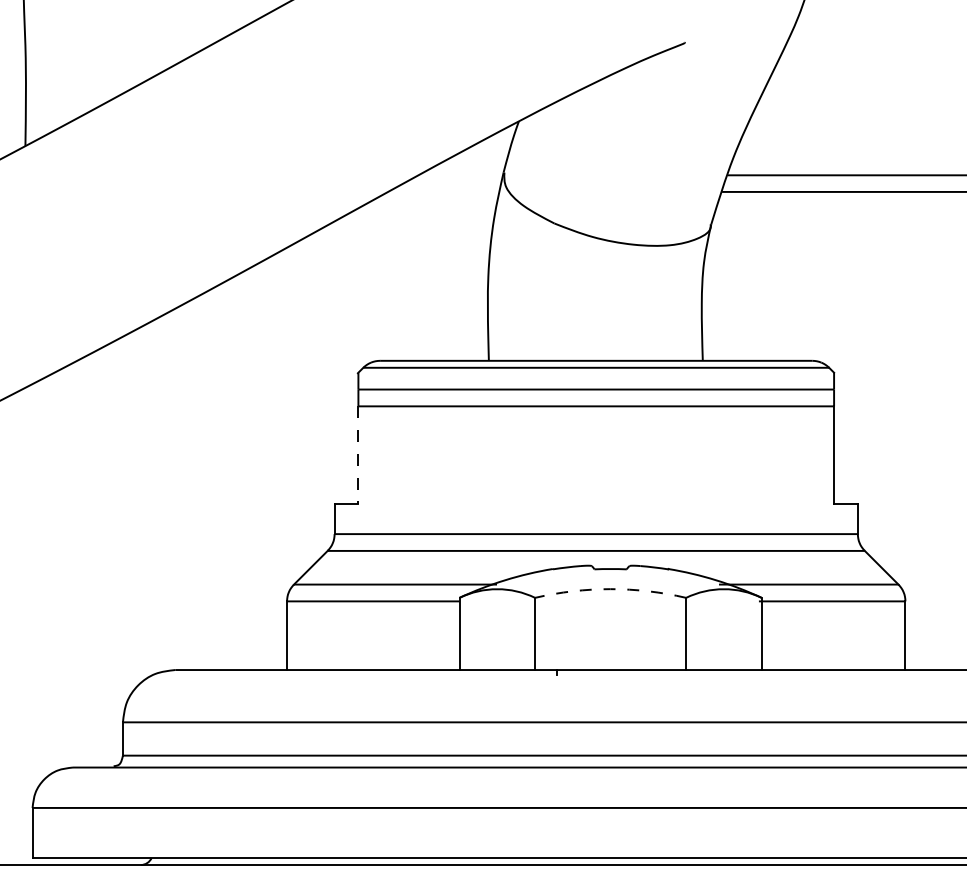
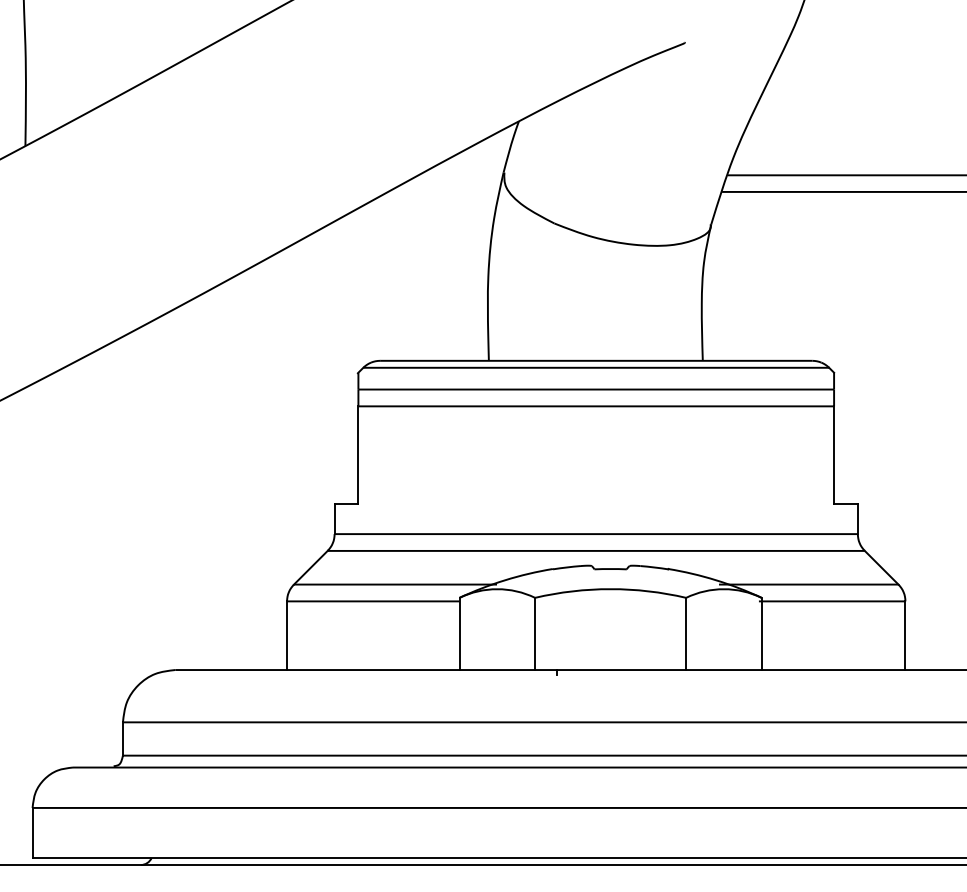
line: dashed -> solid (358, 454)
arc: dashed -> solid (610, 589)
